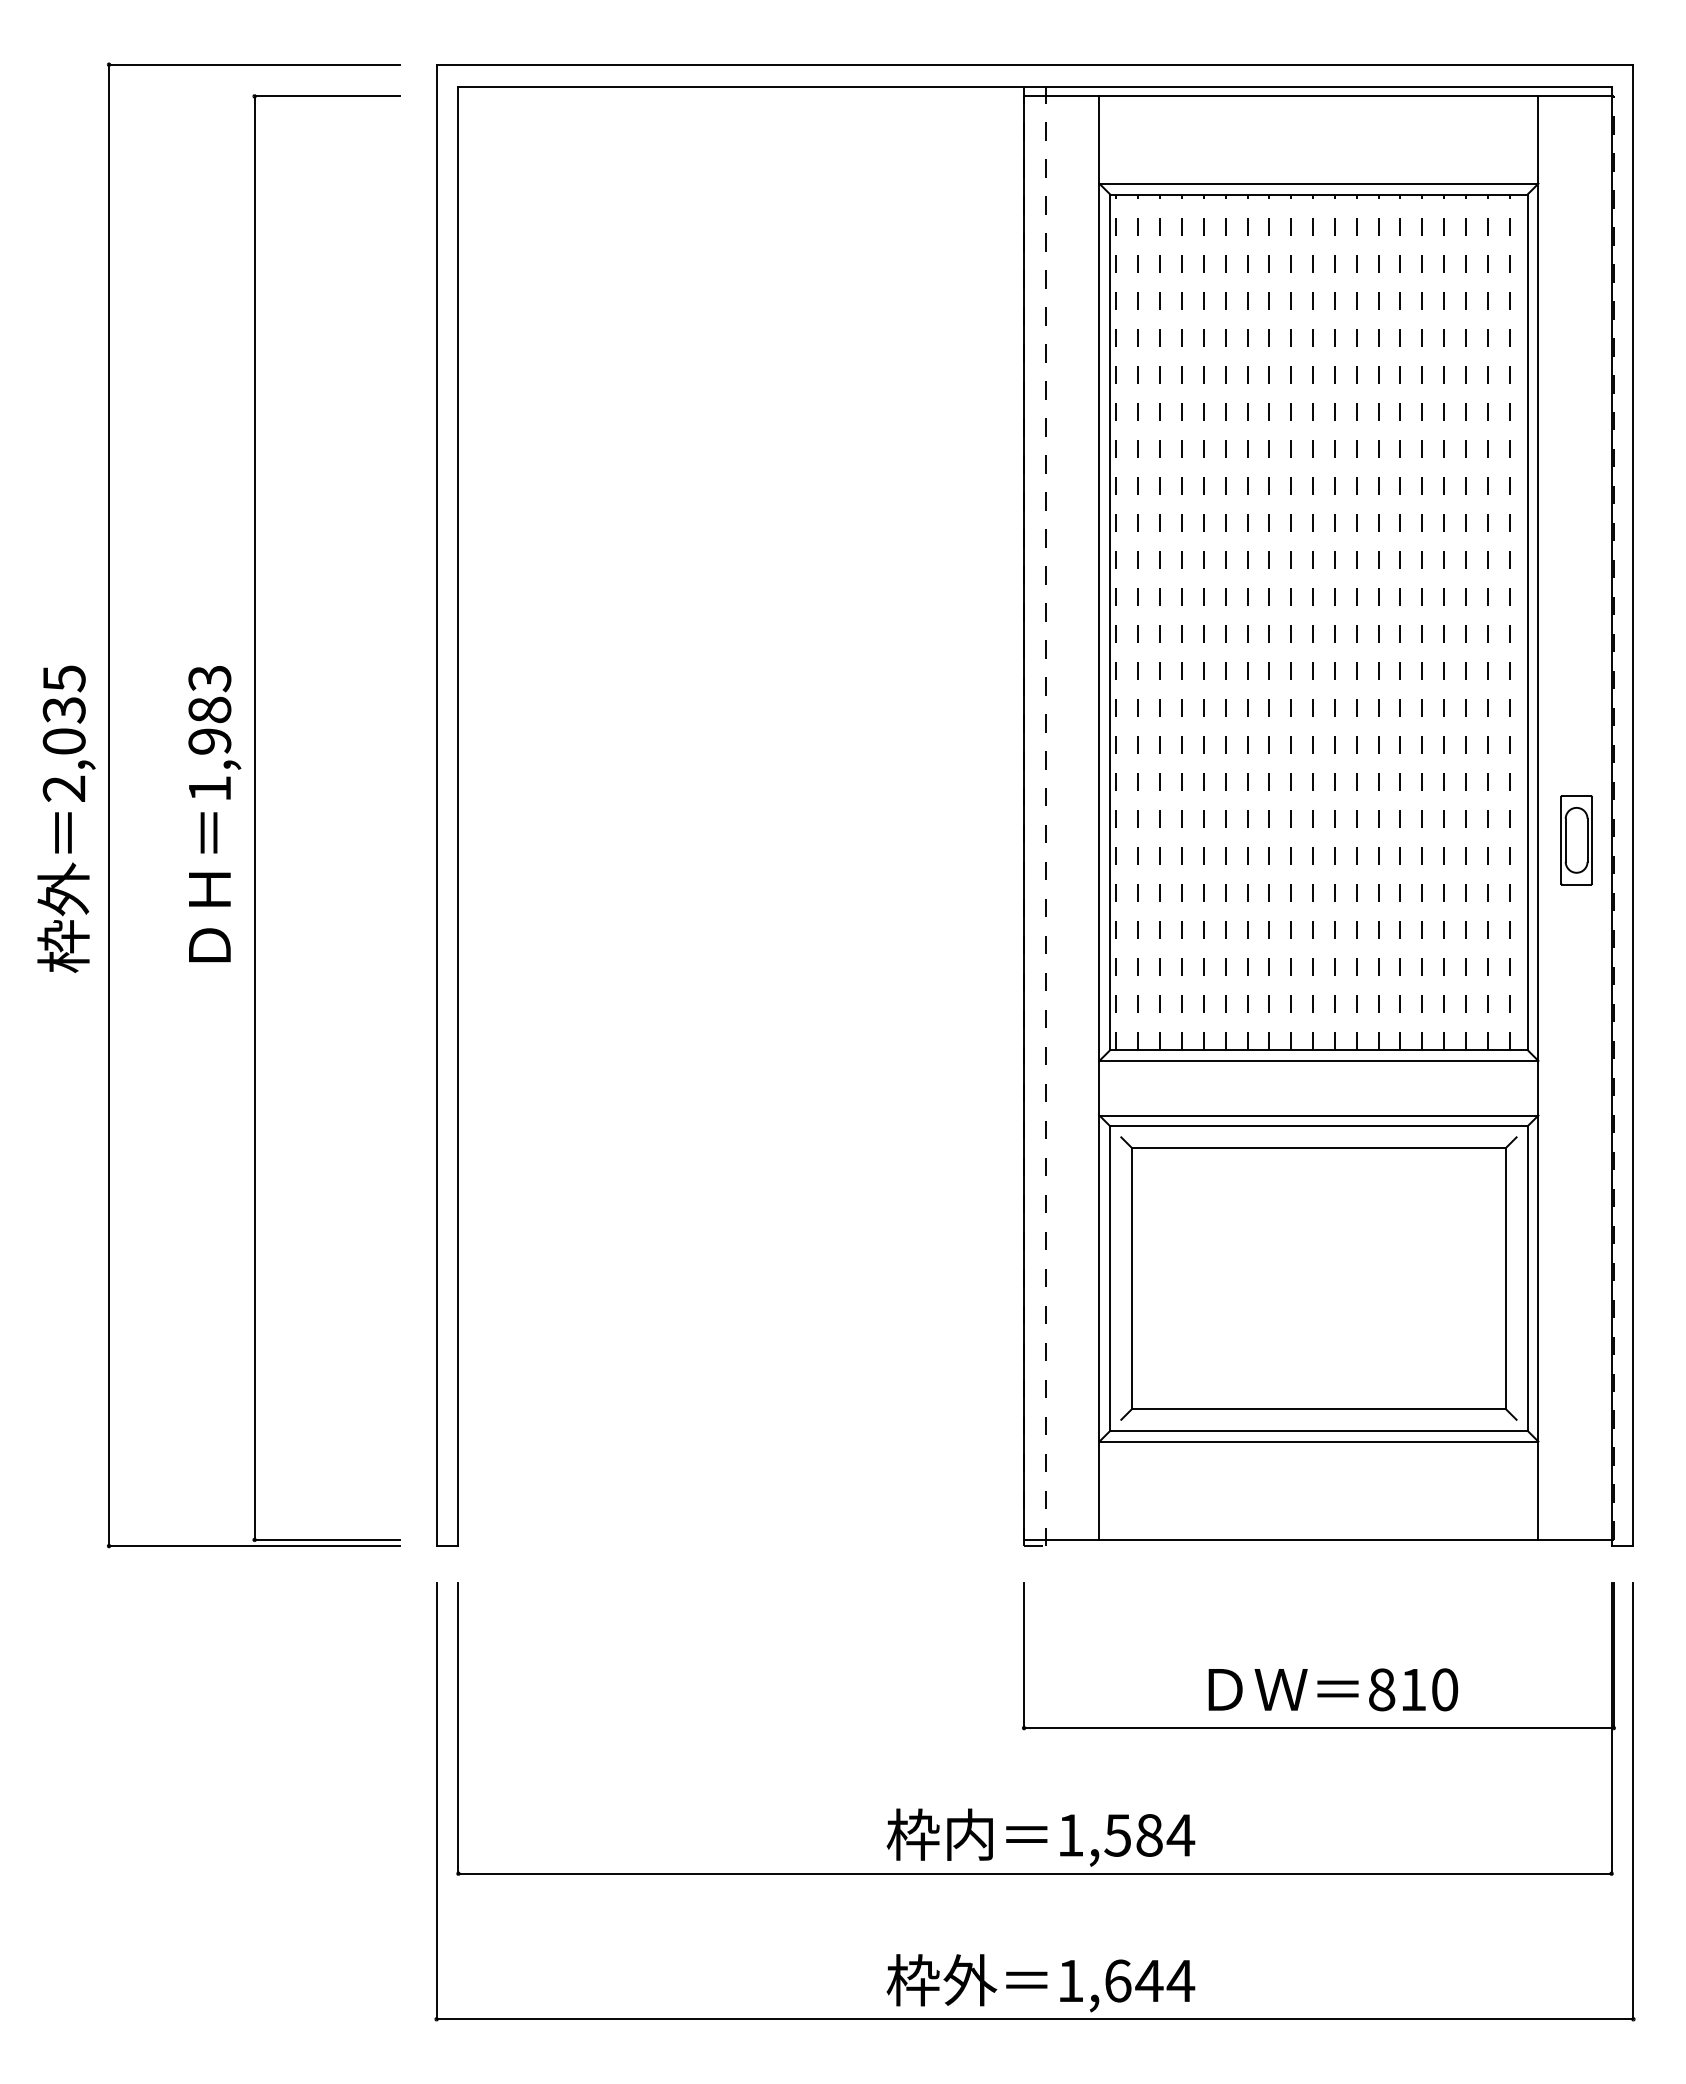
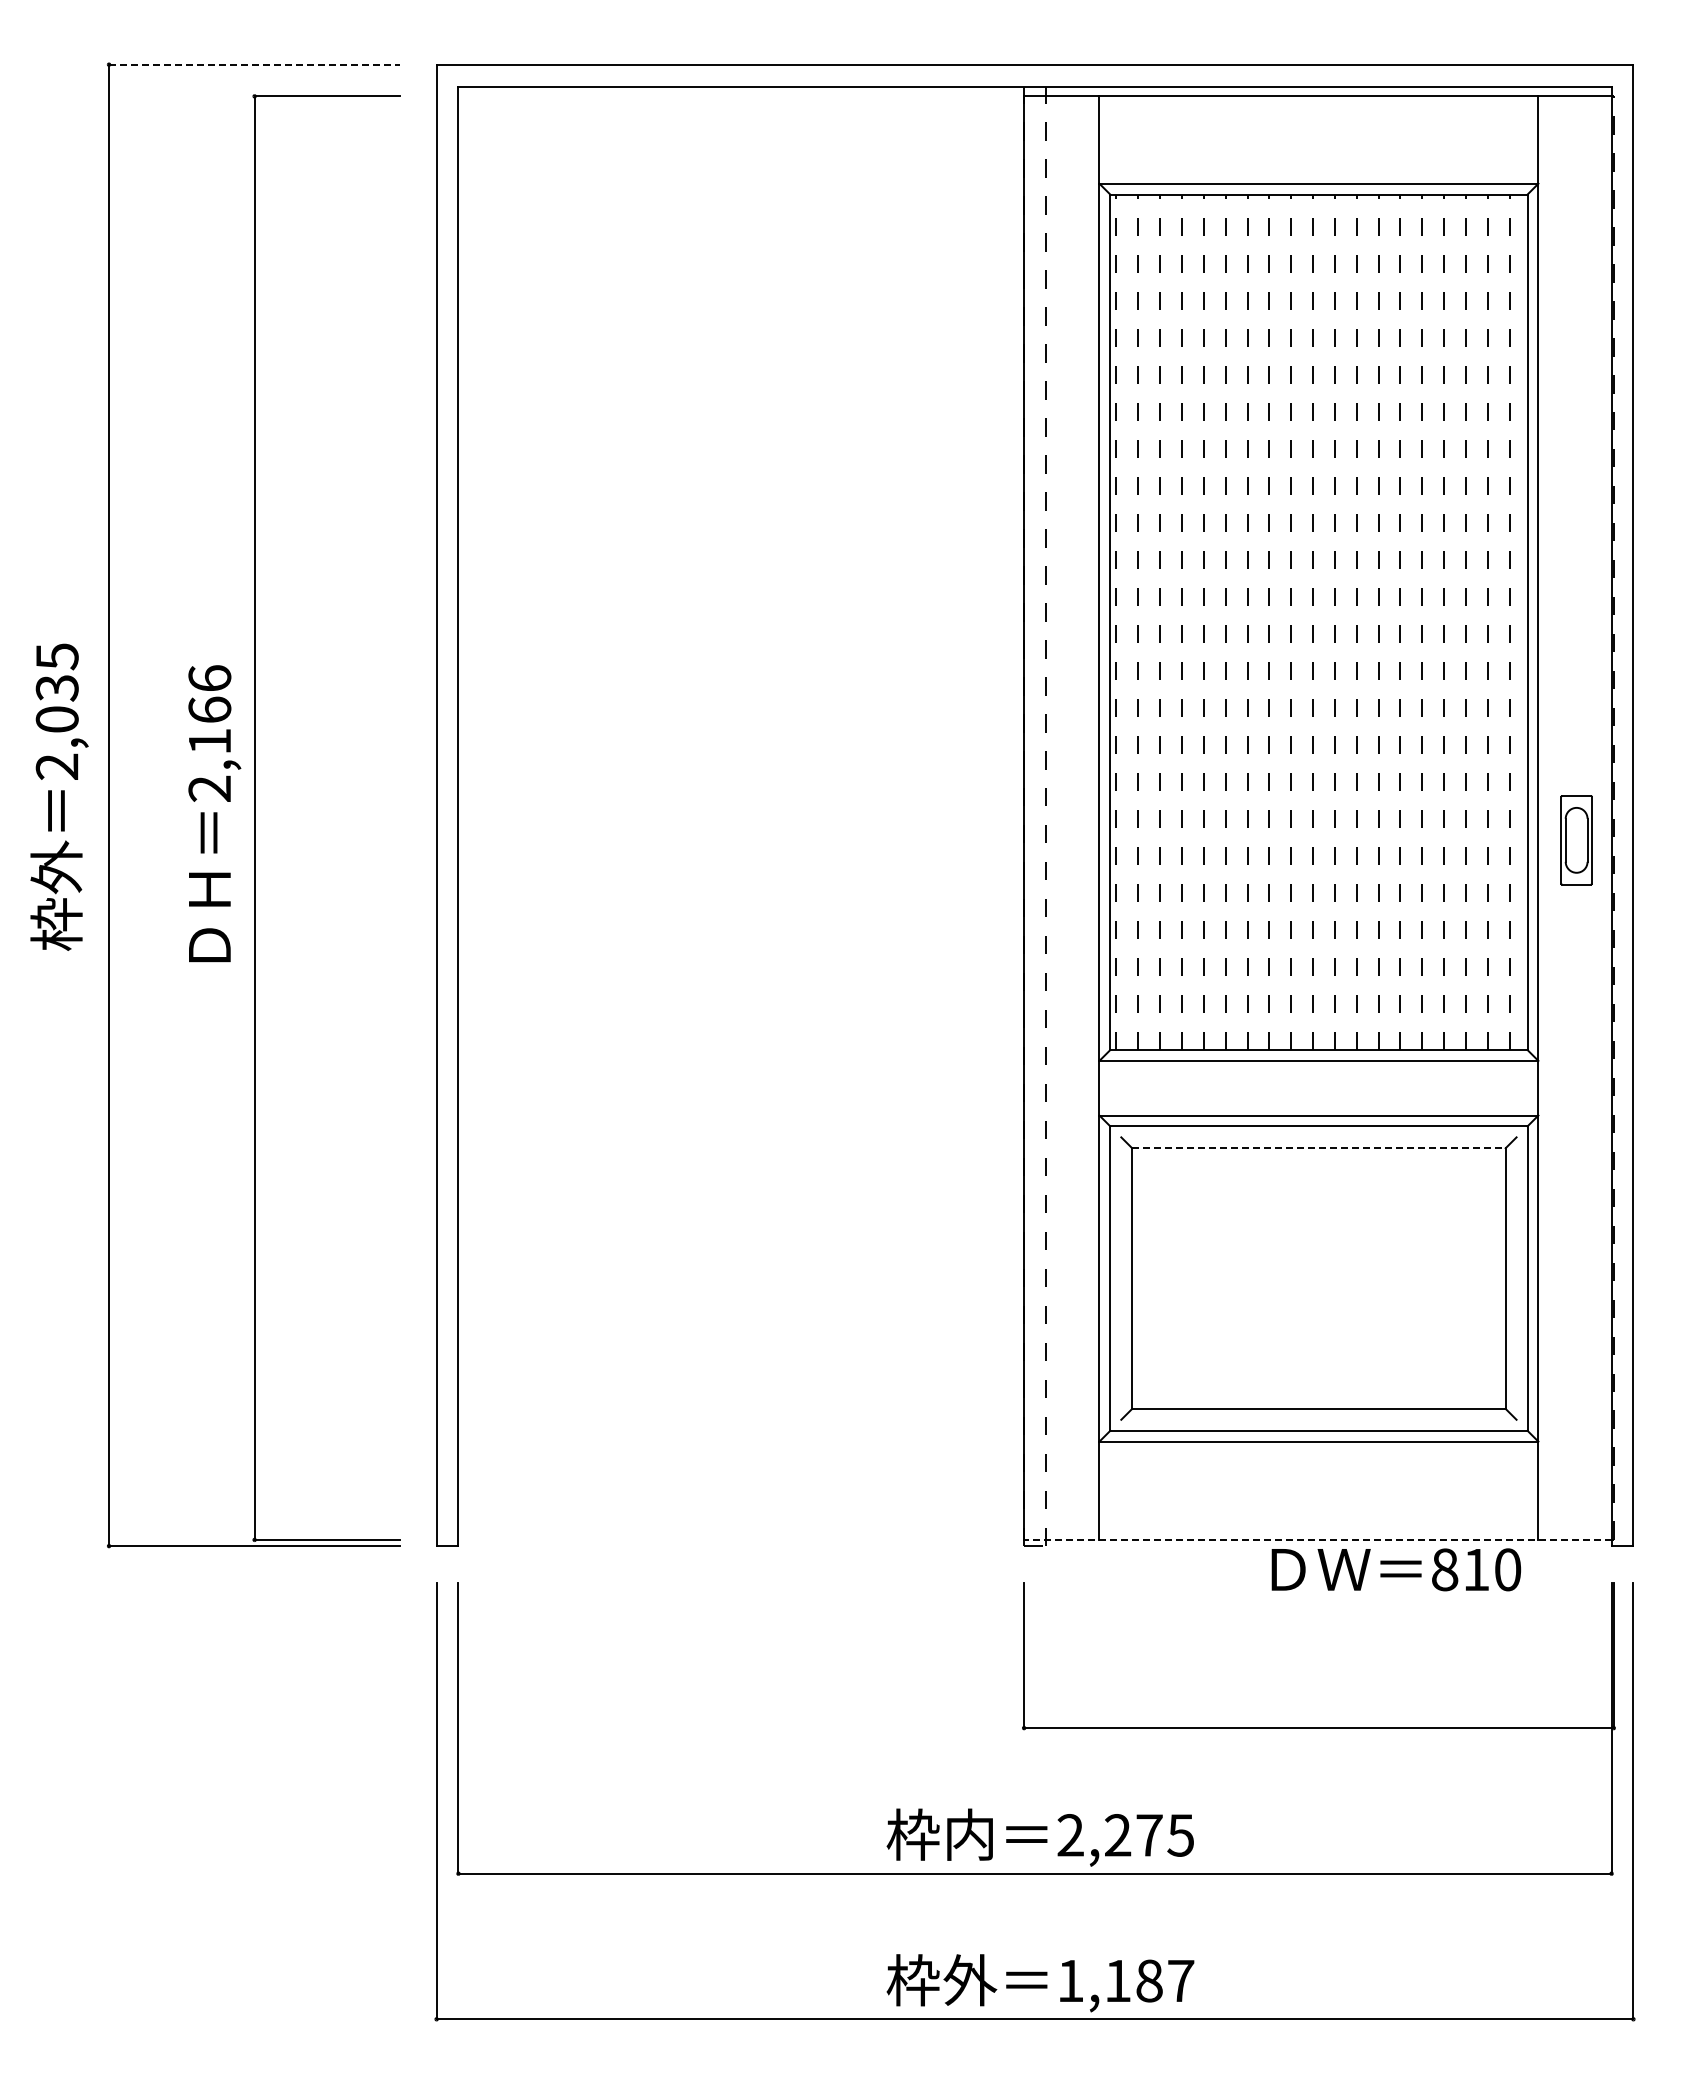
line: solid -> dashed (254, 64)
text: 1,983 -> 2,166 (209, 733)
text position: (66, 818) -> (59, 796) (59, 796)
line: solid -> dashed (1318, 1148)
line: solid -> dashed (1317, 1539)
text position: (1333, 1689) -> (1396, 1569) (1396, 1569)
text: 1,584 -> 2,275 (1126, 1835)
text: 1,644 -> 1,187 (1150, 1980)
